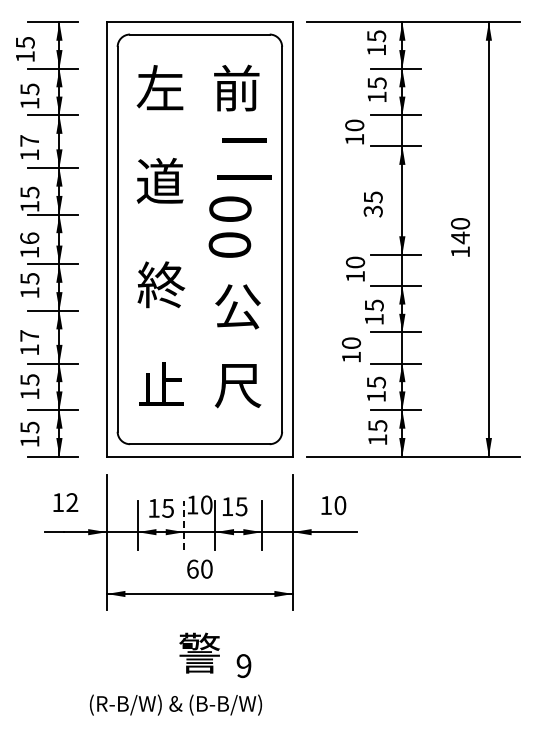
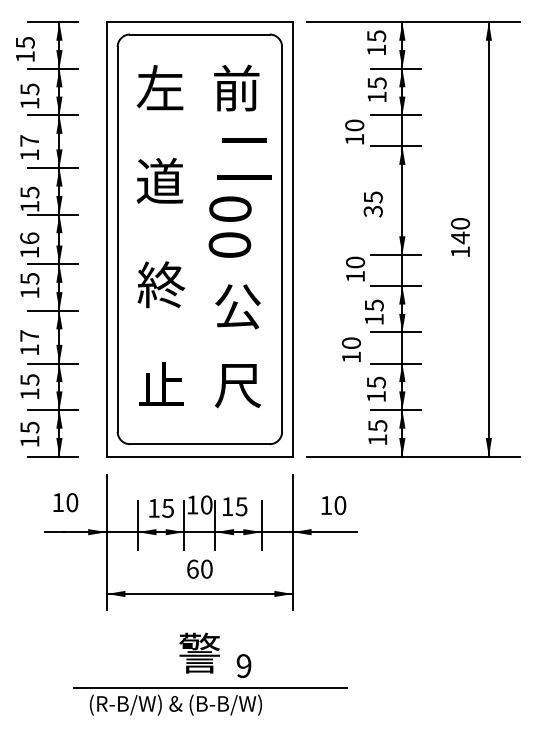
text: 12 -> 10 (72, 502)
line: dashed -> solid (184, 525)
line: none -> present (209, 687)
